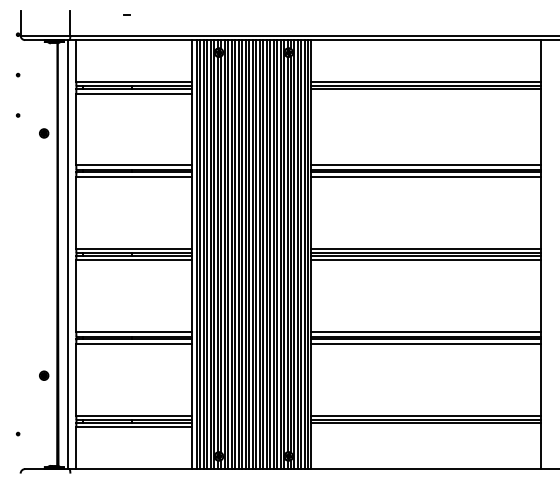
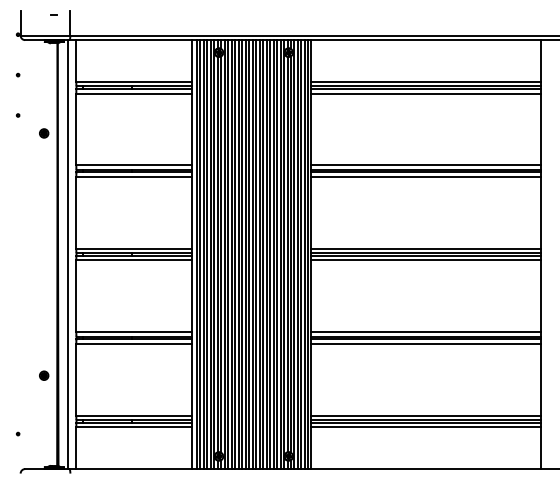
part position: (126, 14) -> (53, 14) (53, 14)
line: none -> present (425, 93)
line: none -> present (425, 427)
